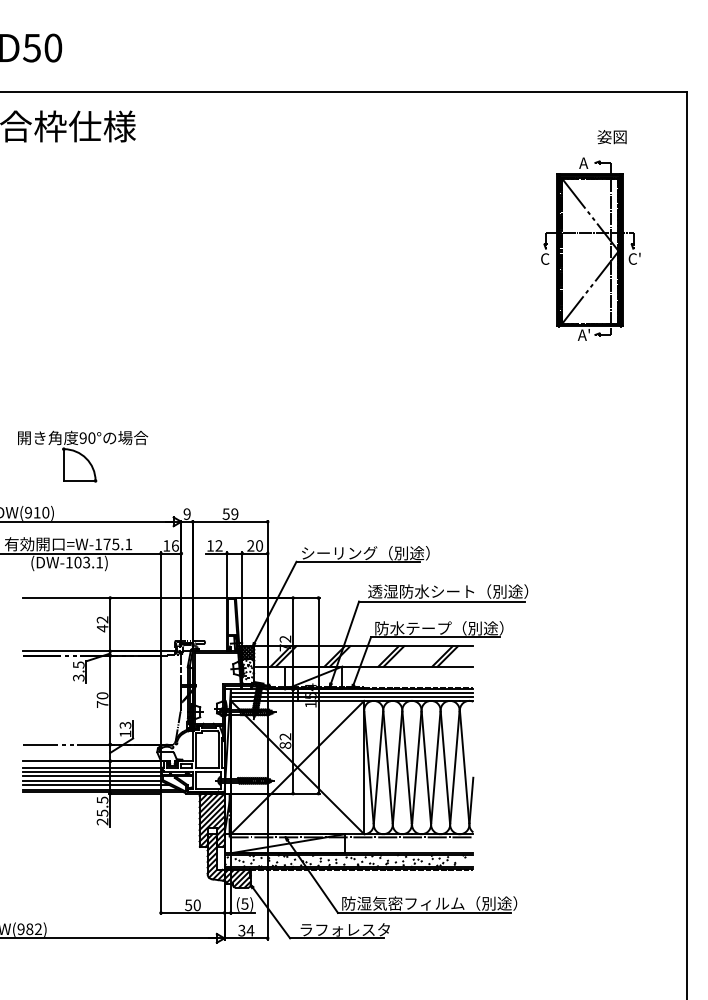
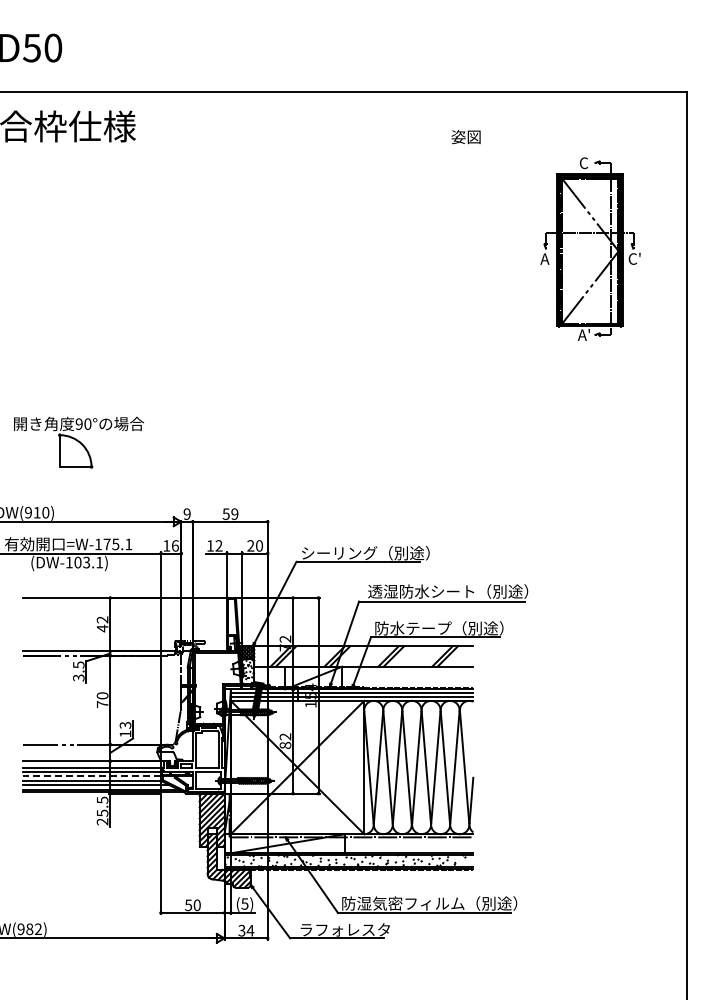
text position: (611, 137) -> (465, 137) (465, 137)
text: A -> C (583, 163)
text: C -> A (544, 258)
part position: (83, 456) -> (79, 442) (79, 442)
line: solid -> dashed (92, 776)
